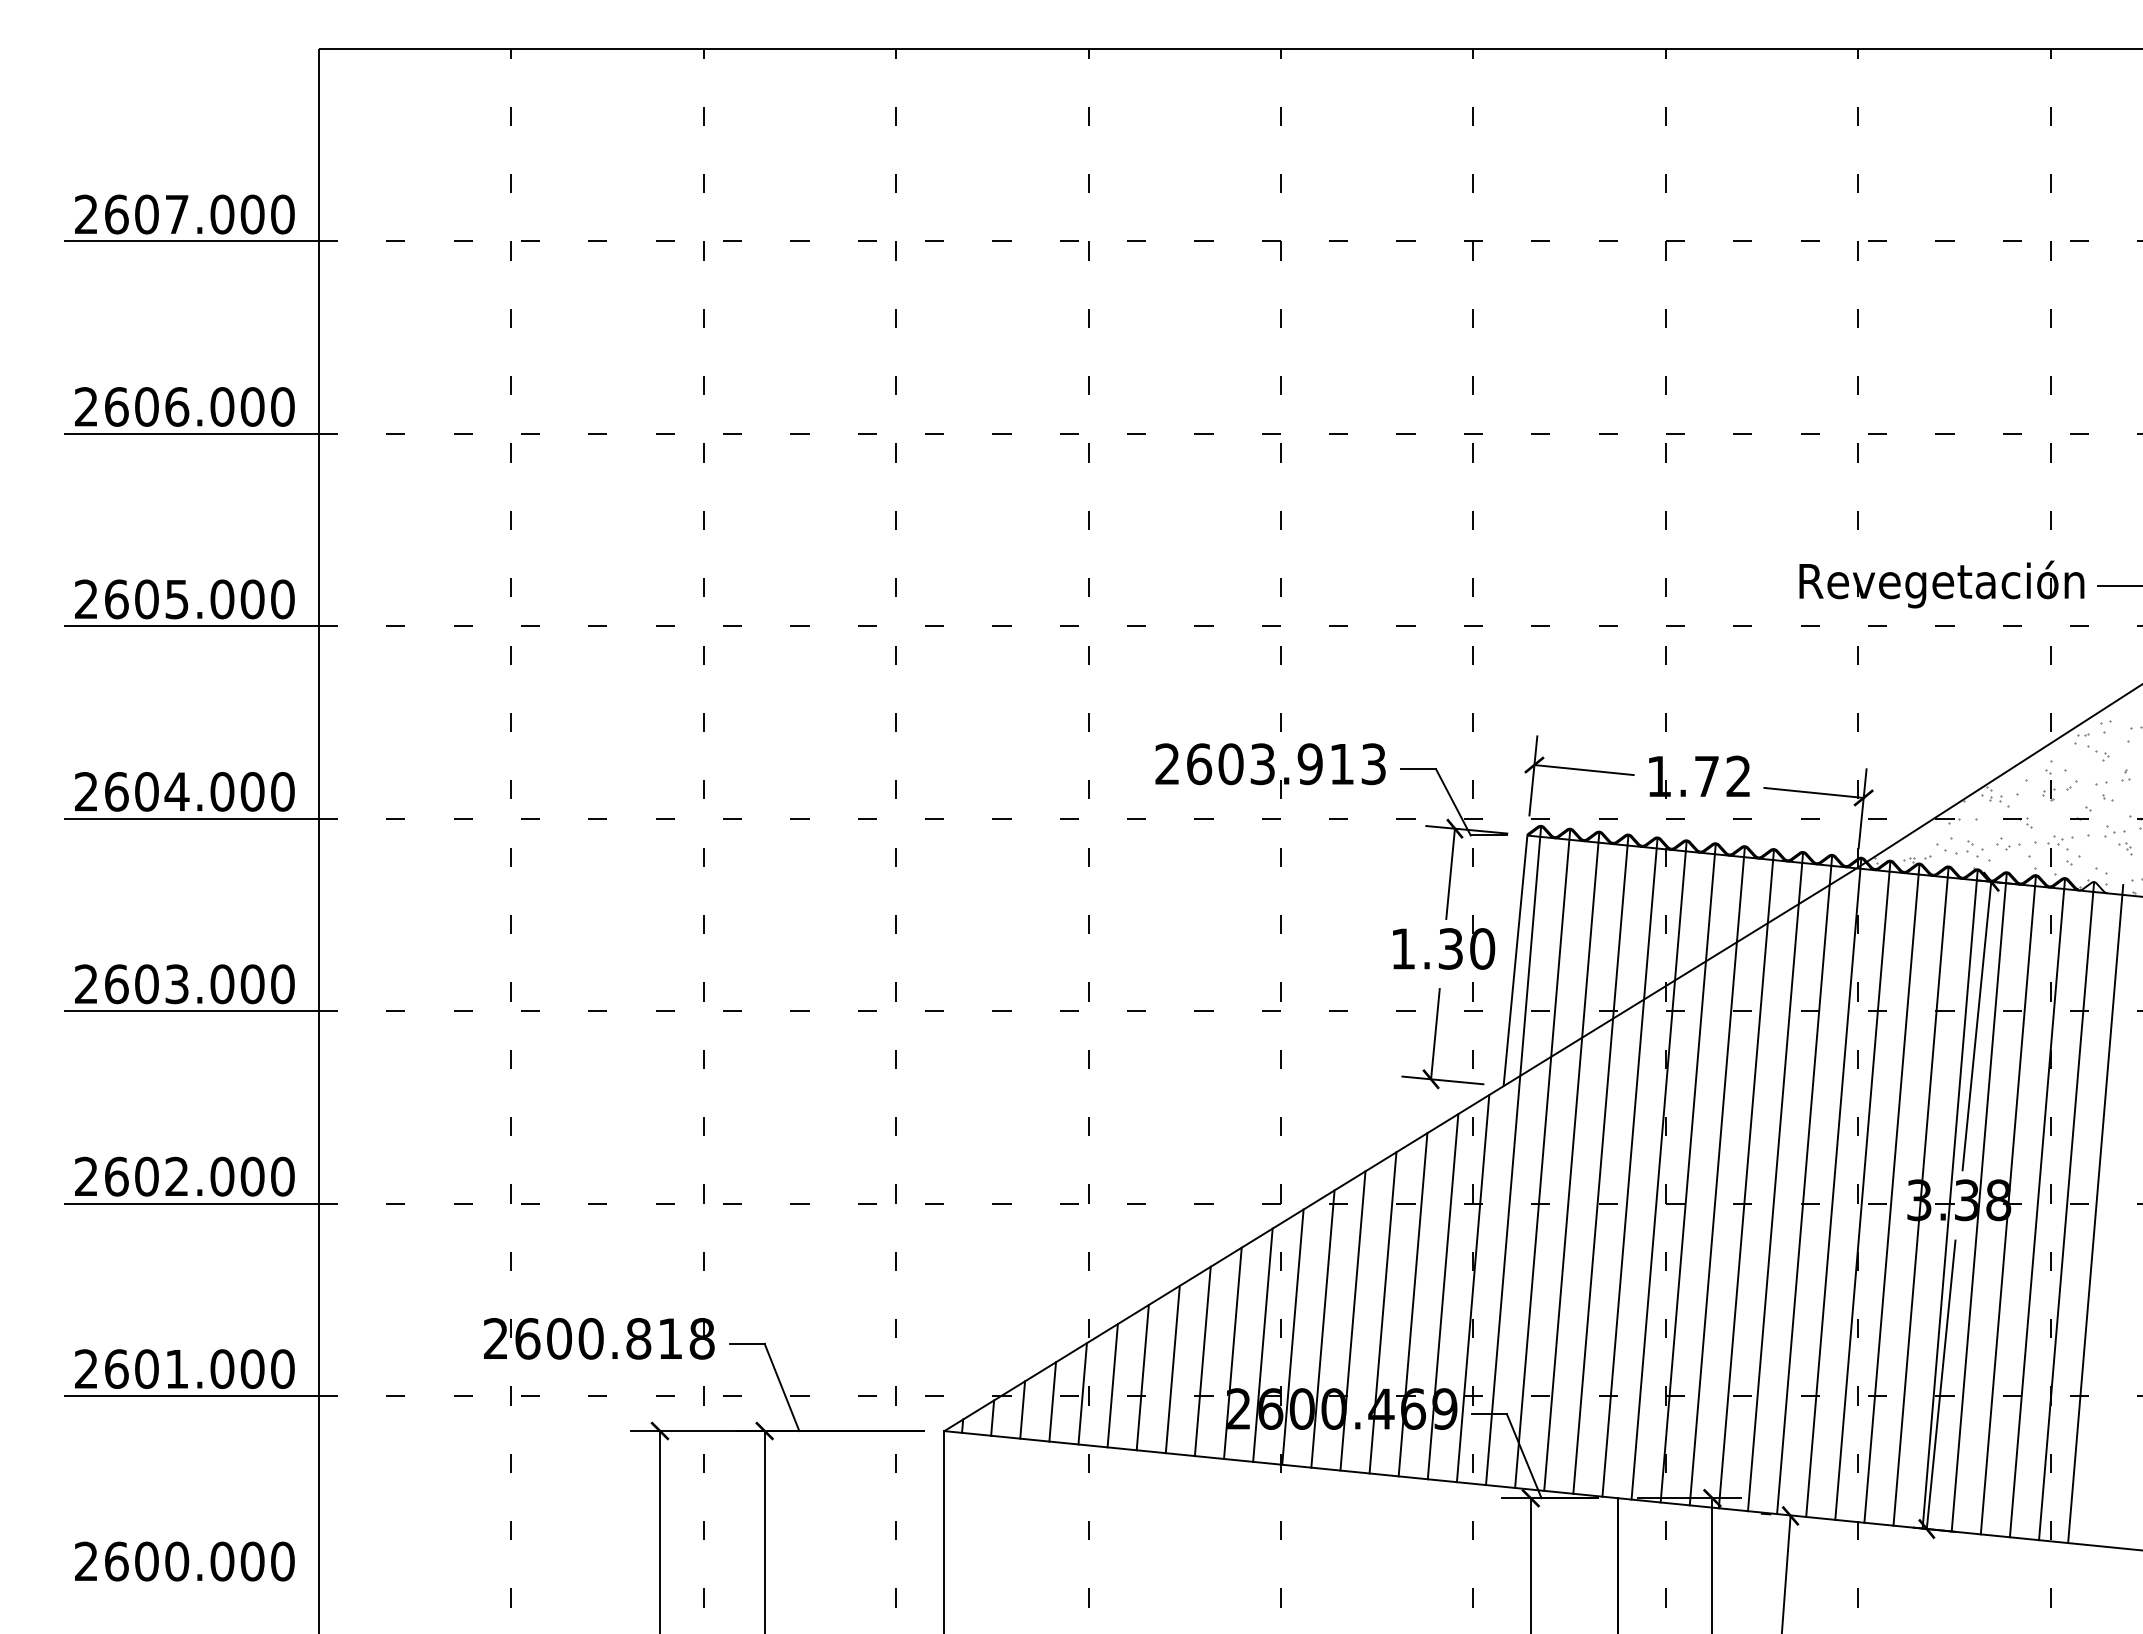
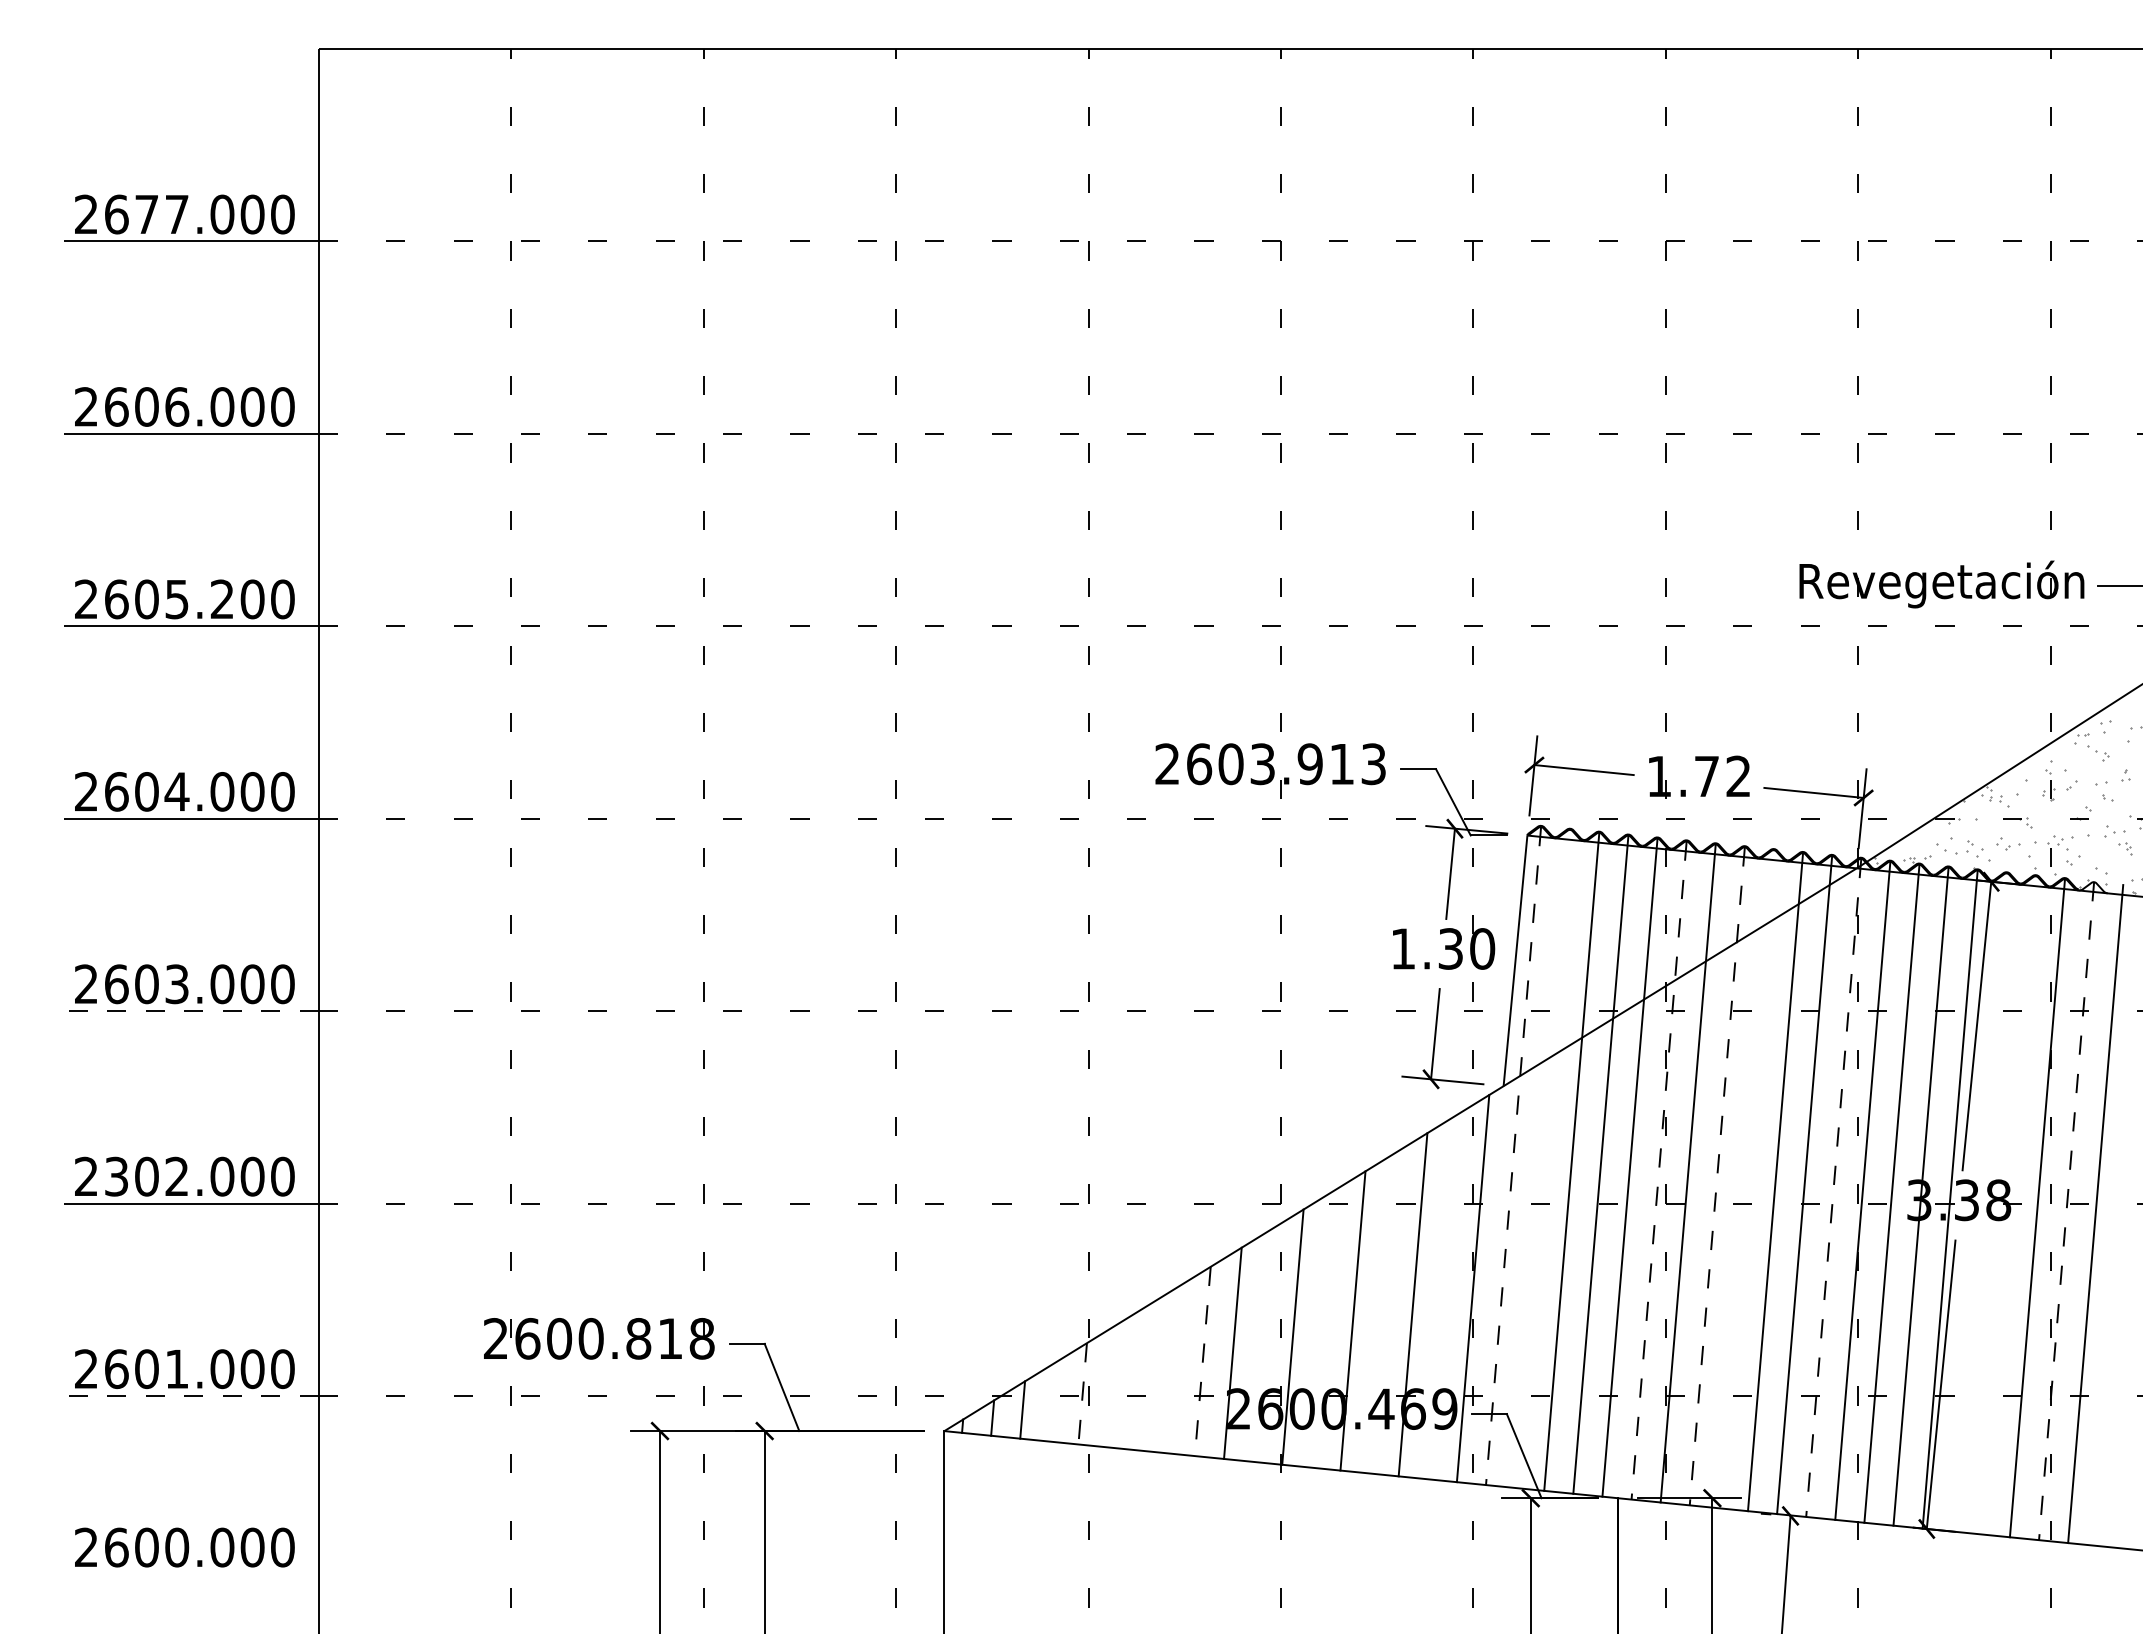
text: 2607.000 -> 2677.000 (146, 214)
text: 2605.000 -> 2605.200 (222, 599)
line: solid -> dashed (191, 1011)
line: solid -> dashed (1513, 1156)
line: present -> none (1542, 1158)
line: solid -> dashed (1659, 1171)
text: 2602.000 -> 2302.000 (116, 1176)
line: solid -> dashed (1717, 1176)
line: present -> none (1745, 1179)
line: solid -> dashed (1833, 1188)
line: present -> none (1978, 1202)
line: present -> none (2007, 1205)
line: solid -> dashed (2066, 1211)
line: present -> none (1442, 1296)
line: present -> none (1382, 1312)
line: present -> none (1322, 1328)
line: present -> none (1262, 1344)
line: solid -> dashed (1202, 1361)
line: present -> none (1172, 1369)
line: present -> none (1142, 1377)
line: present -> none (1112, 1385)
line: solid -> dashed (1082, 1393)
line: solid -> dashed (191, 1396)
line: present -> none (1052, 1401)
text position: (184, 1561) -> (184, 1547) (184, 1547)
